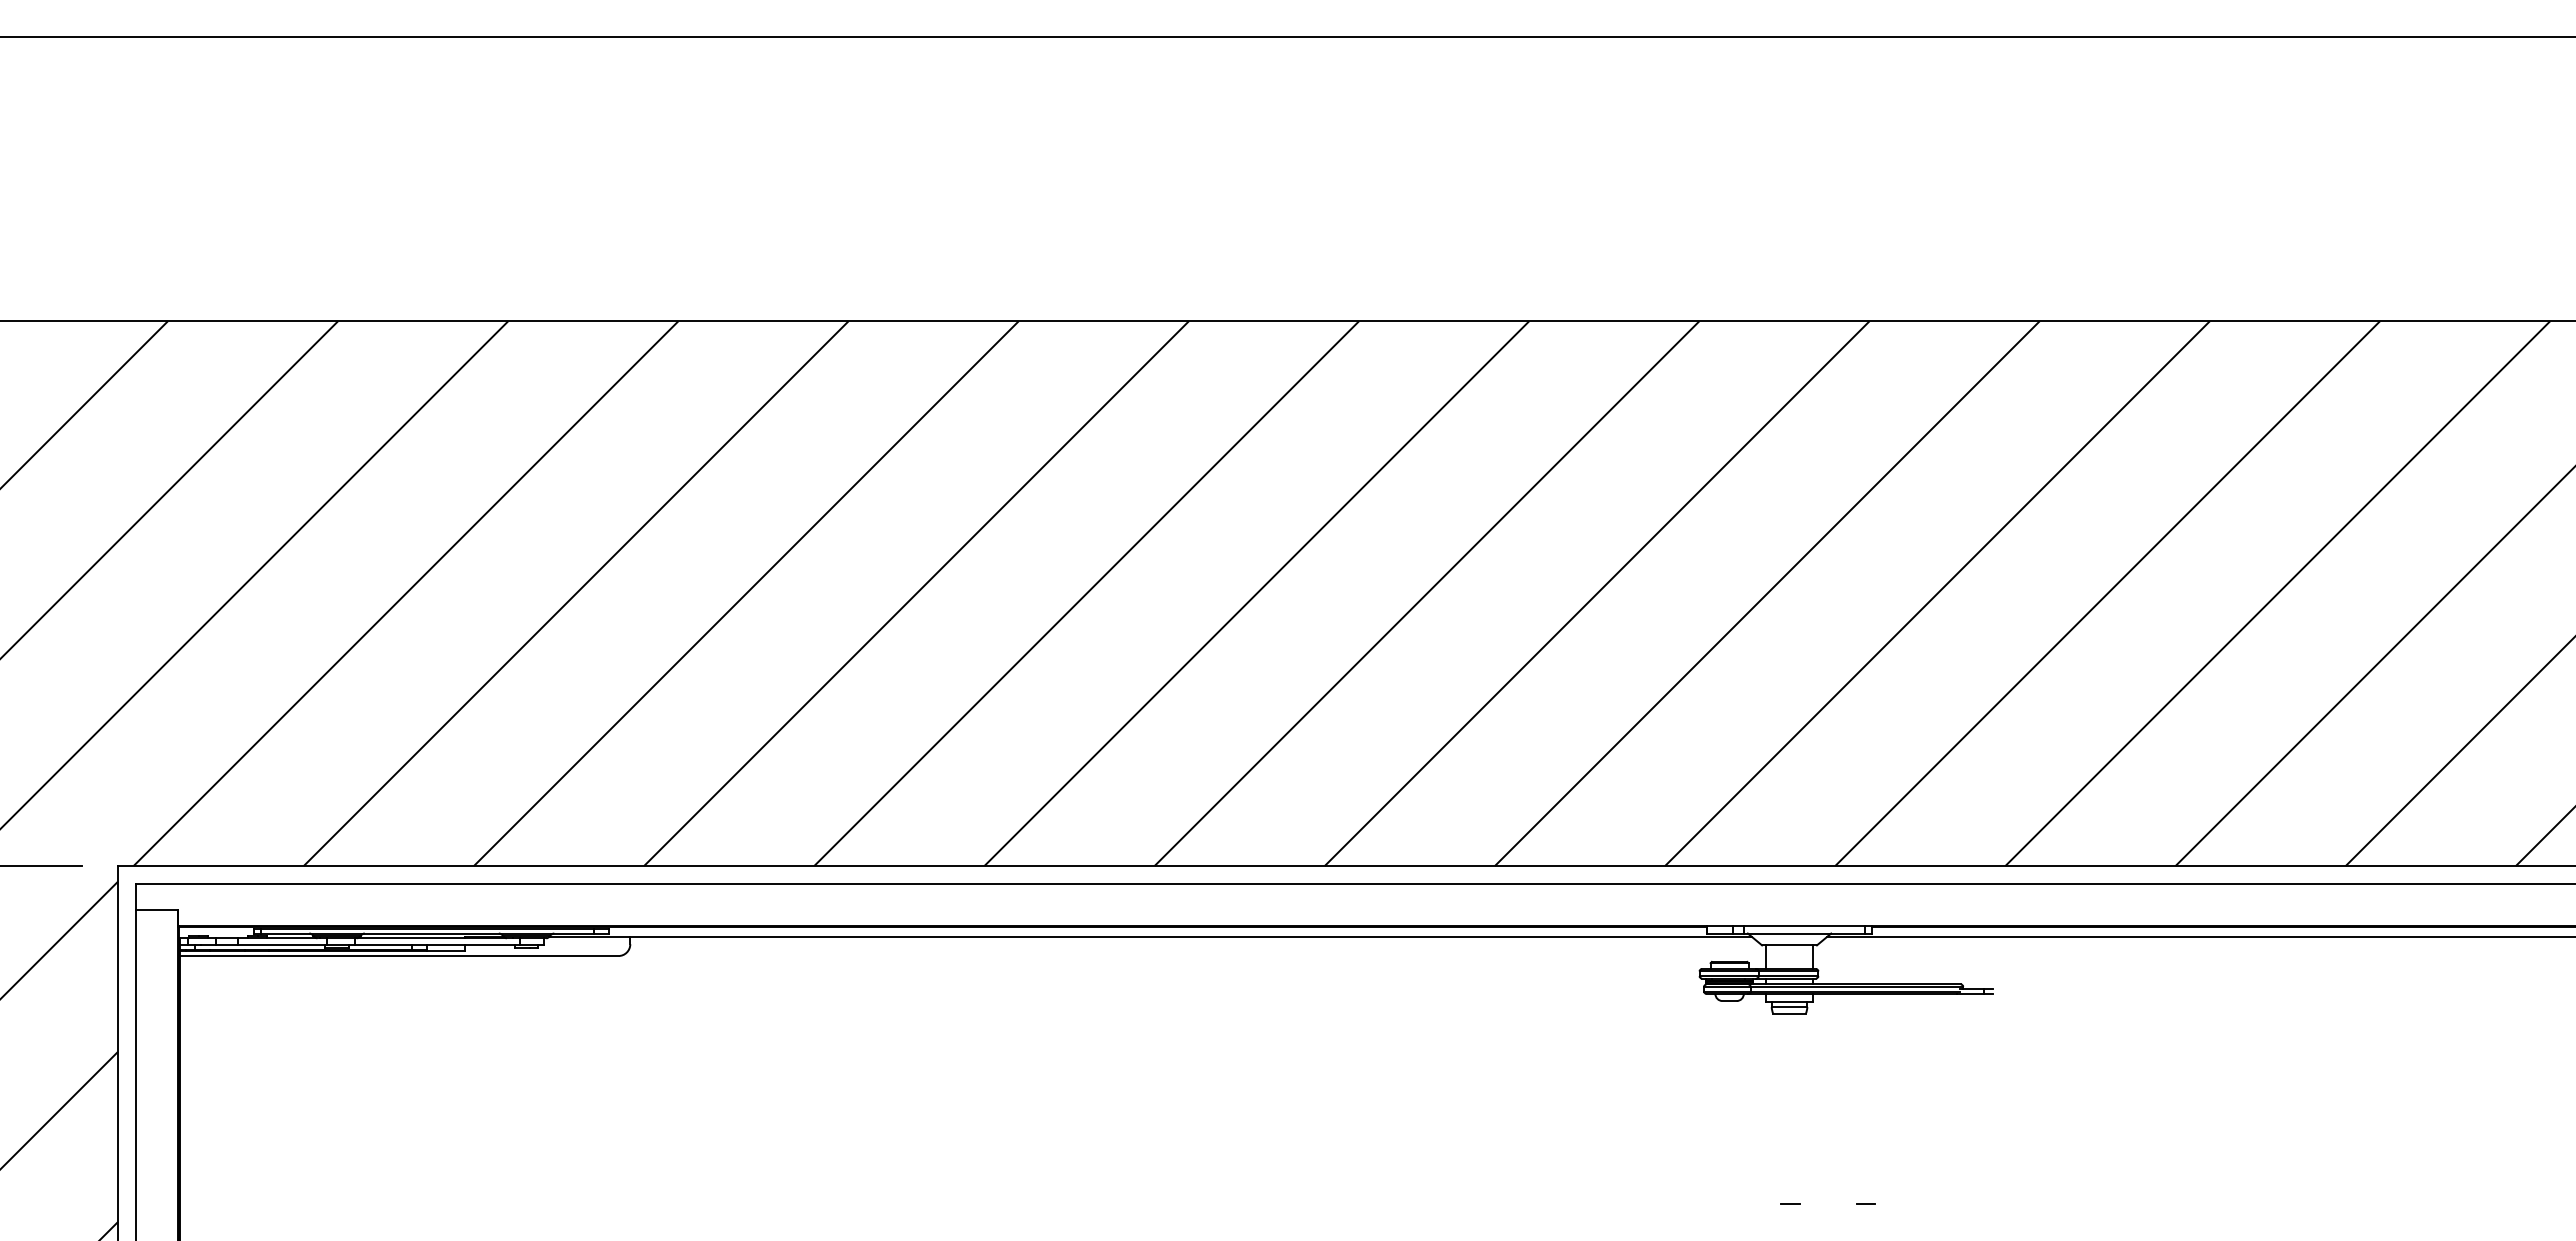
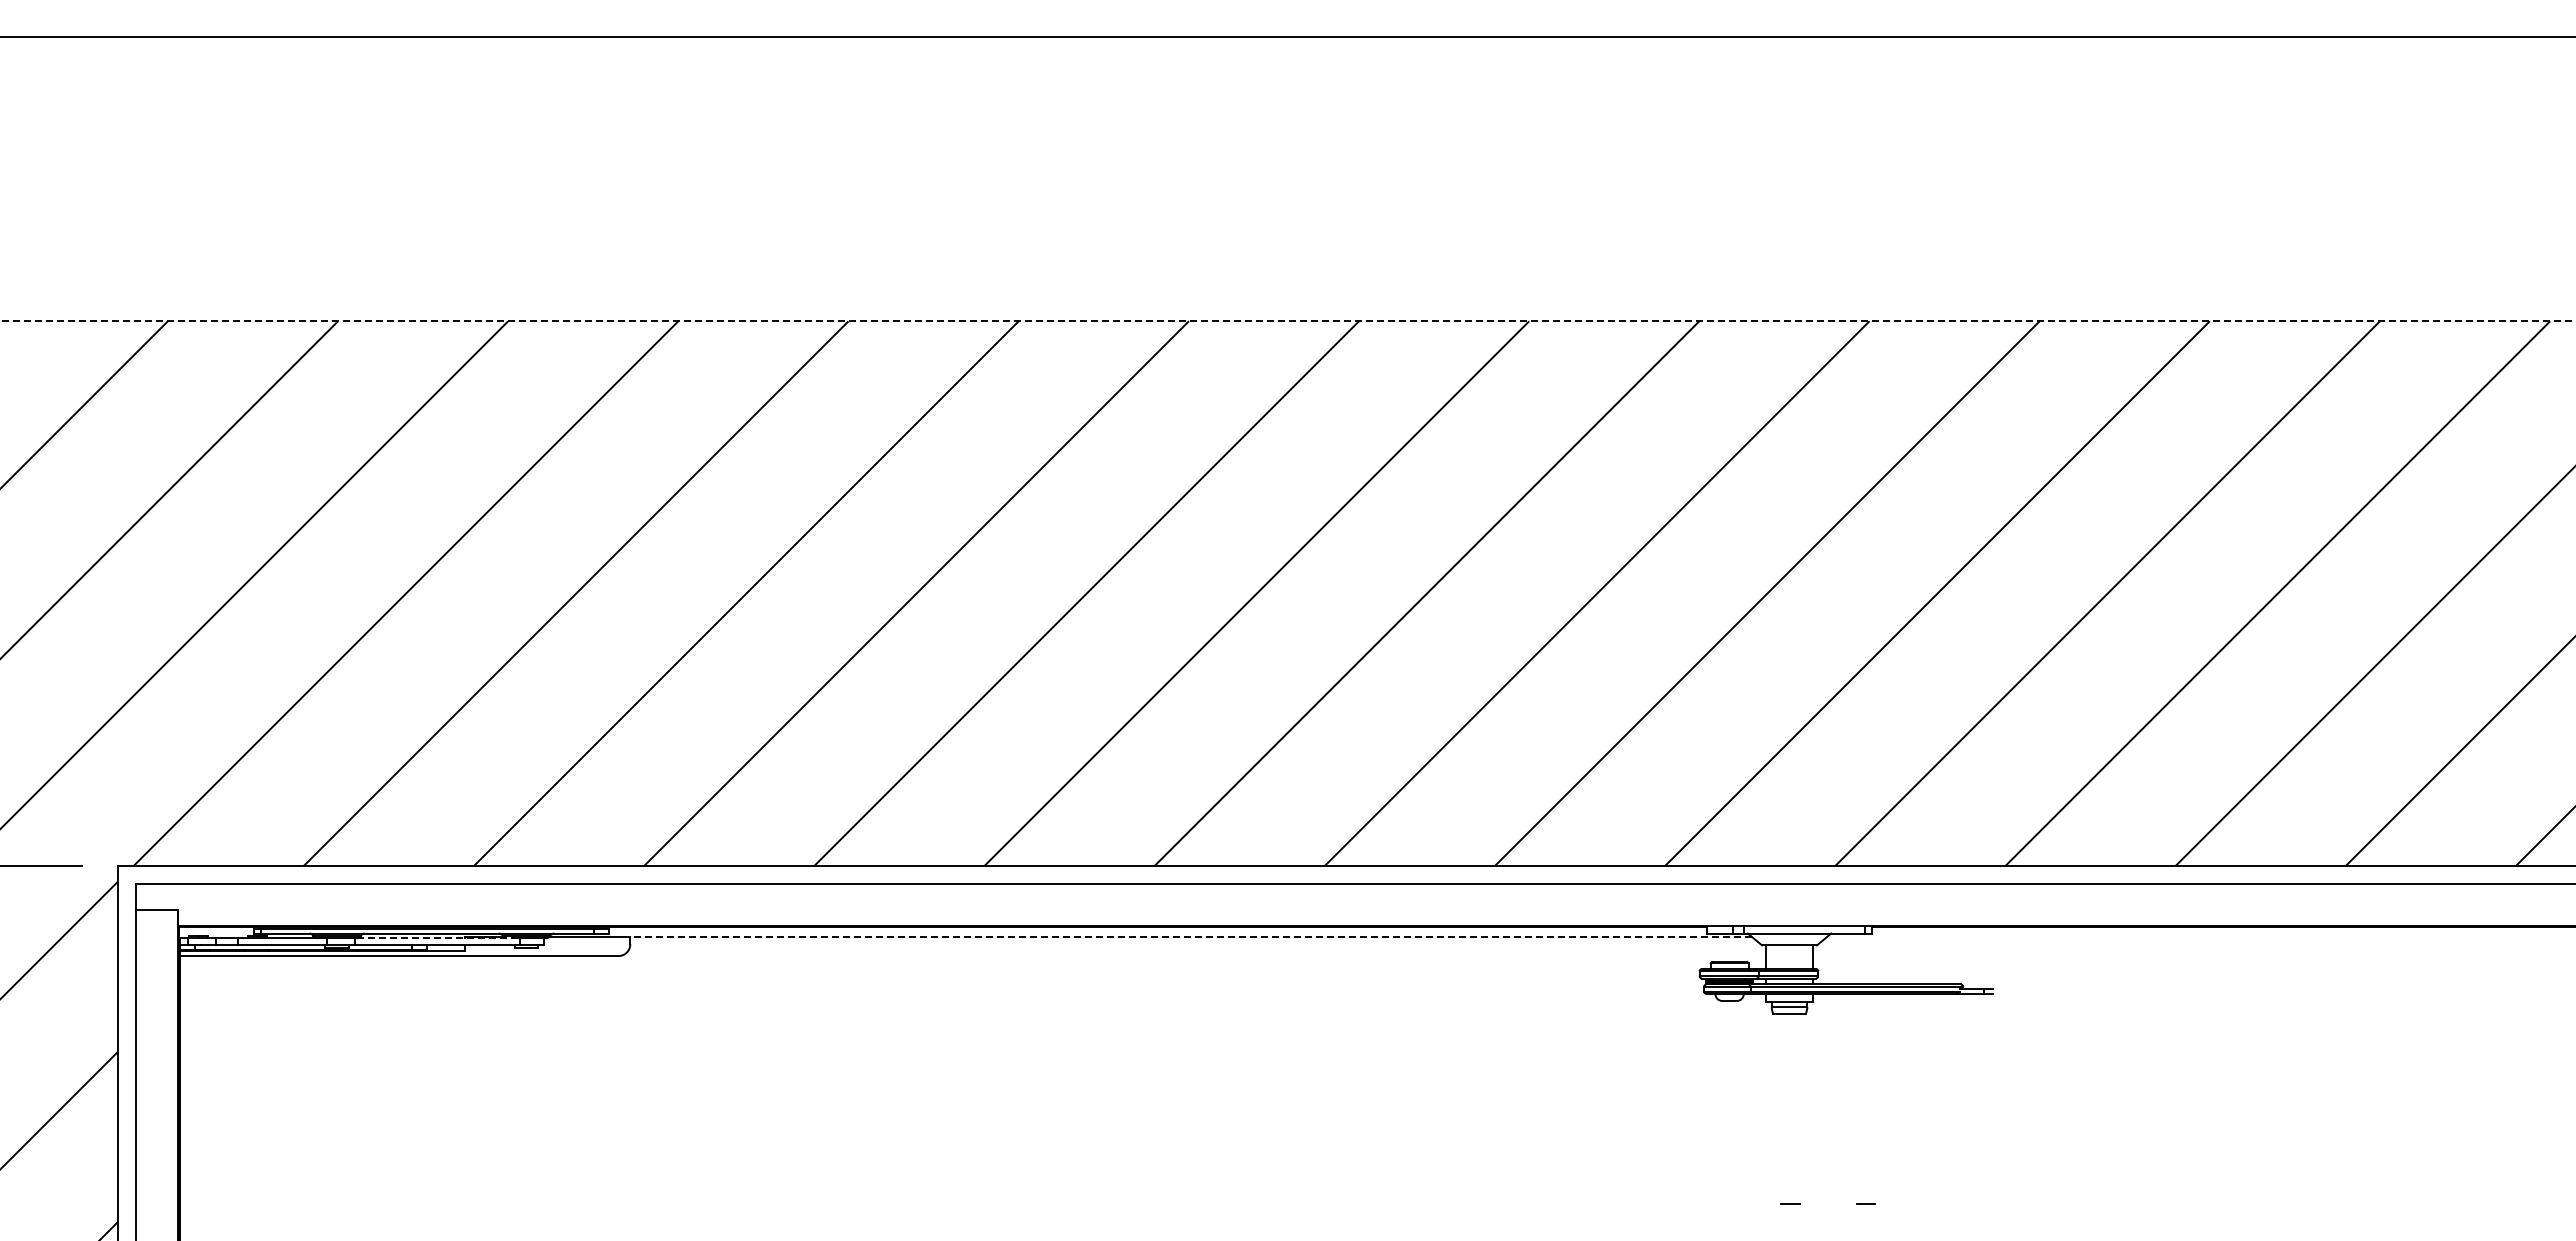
line: solid -> dashed (1288, 321)
line: solid -> dashed (1191, 937)
line: present -> none (2199, 937)
line: solid -> dashed (435, 938)
